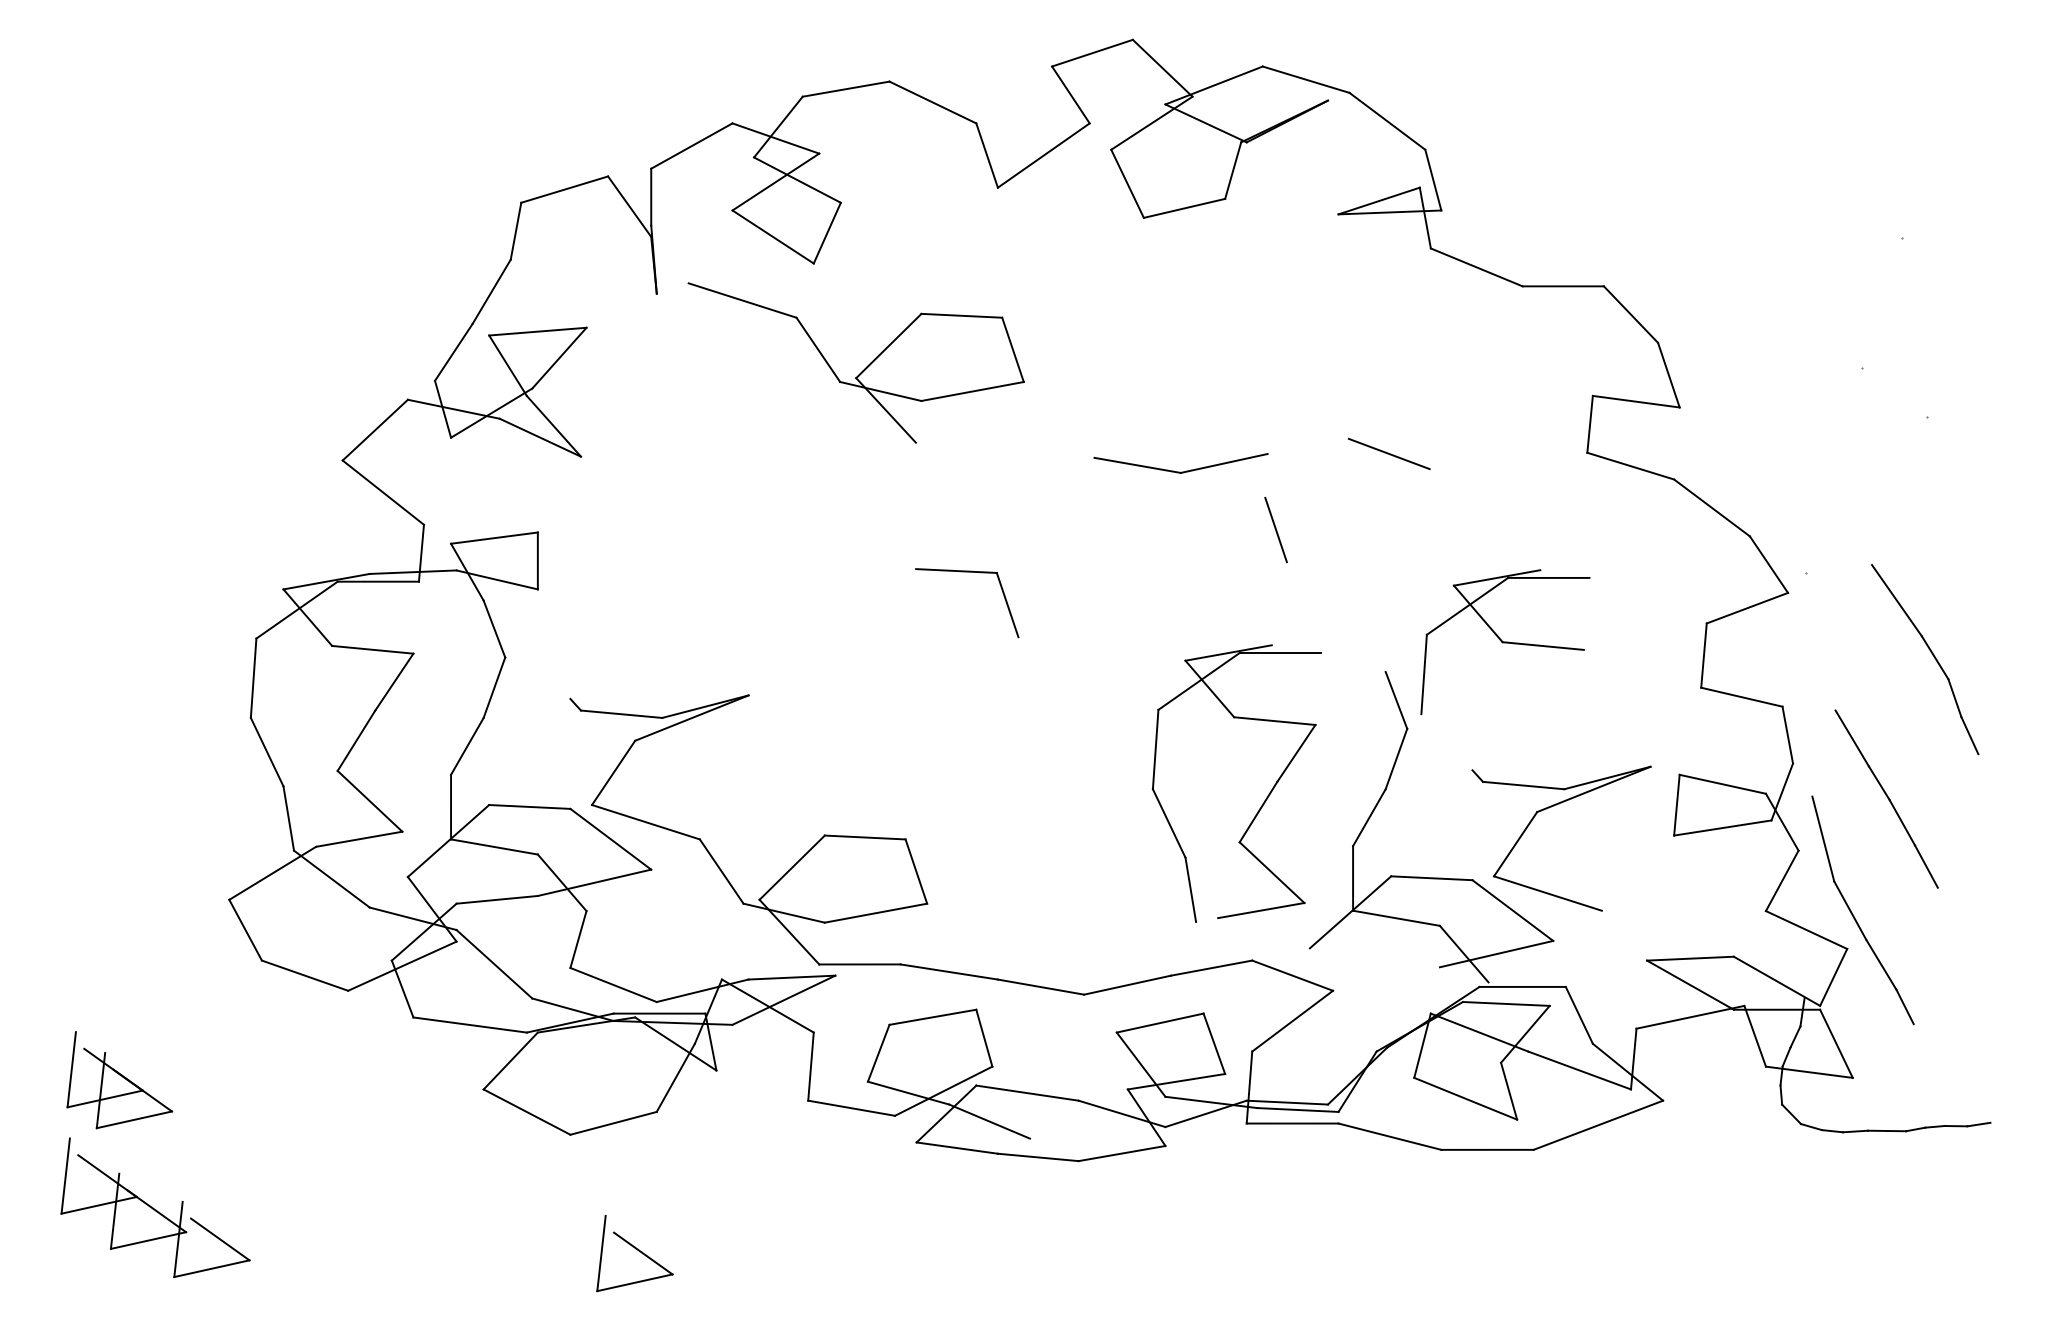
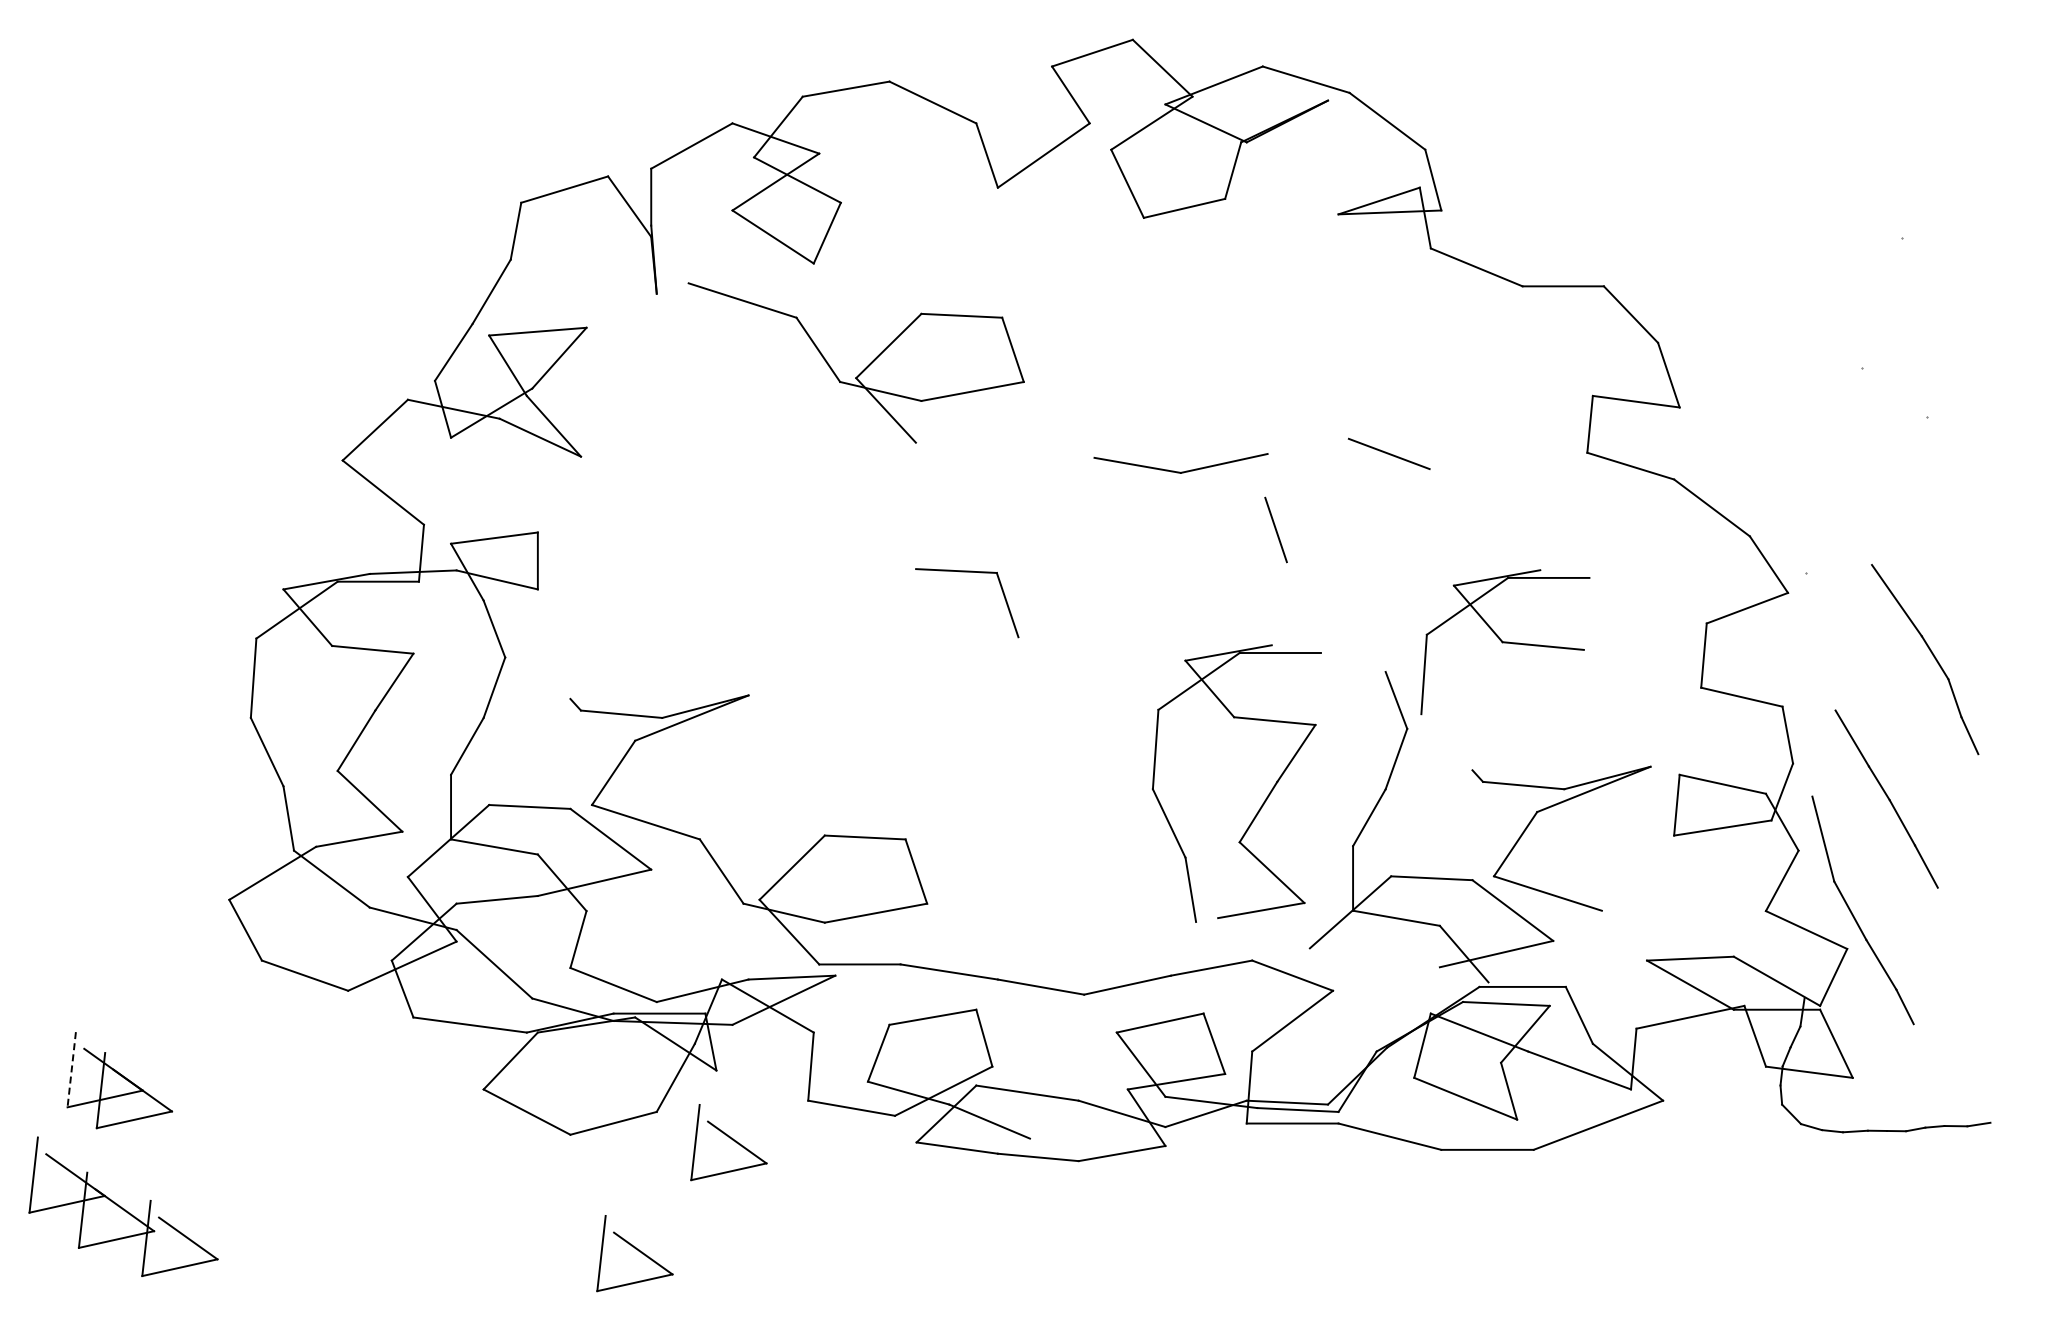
line: solid -> dashed (71, 1069)
part: none -> present (728, 1142)
part position: (155, 1207) -> (123, 1206) (123, 1206)
